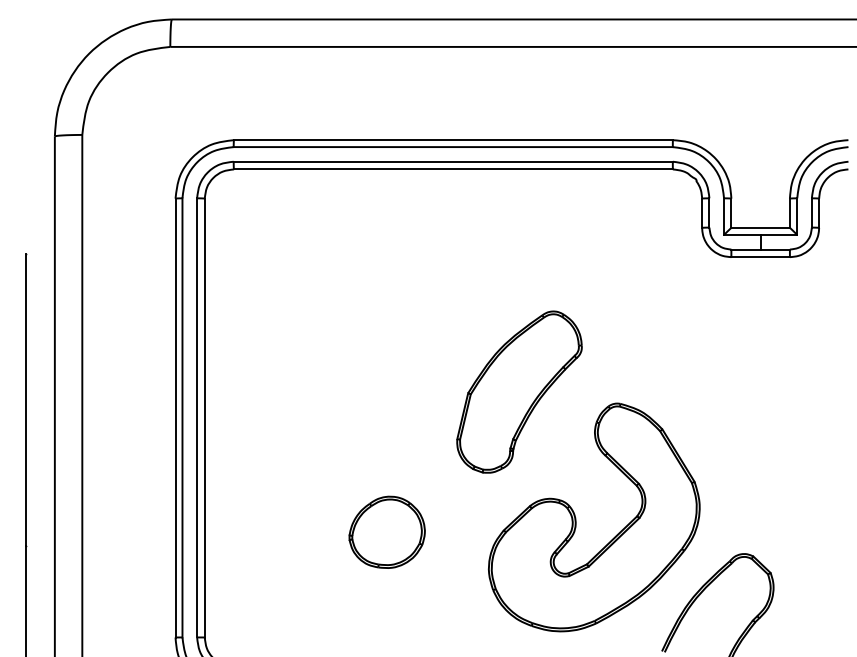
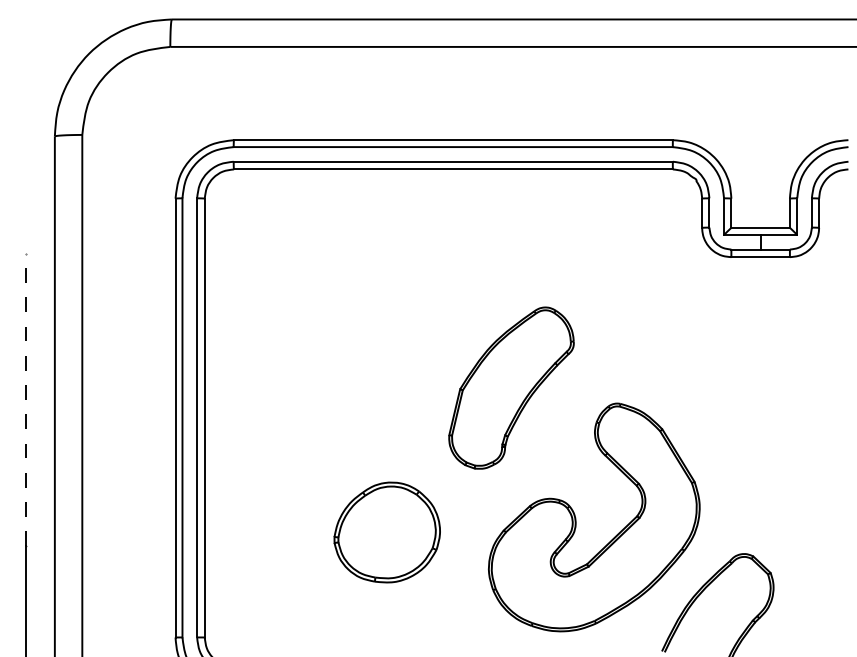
part position: (519, 391) -> (511, 387) (511, 387)
line: solid -> dashed (25, 399)
part size: 78x74 px -> 108x103 px (386, 532)
